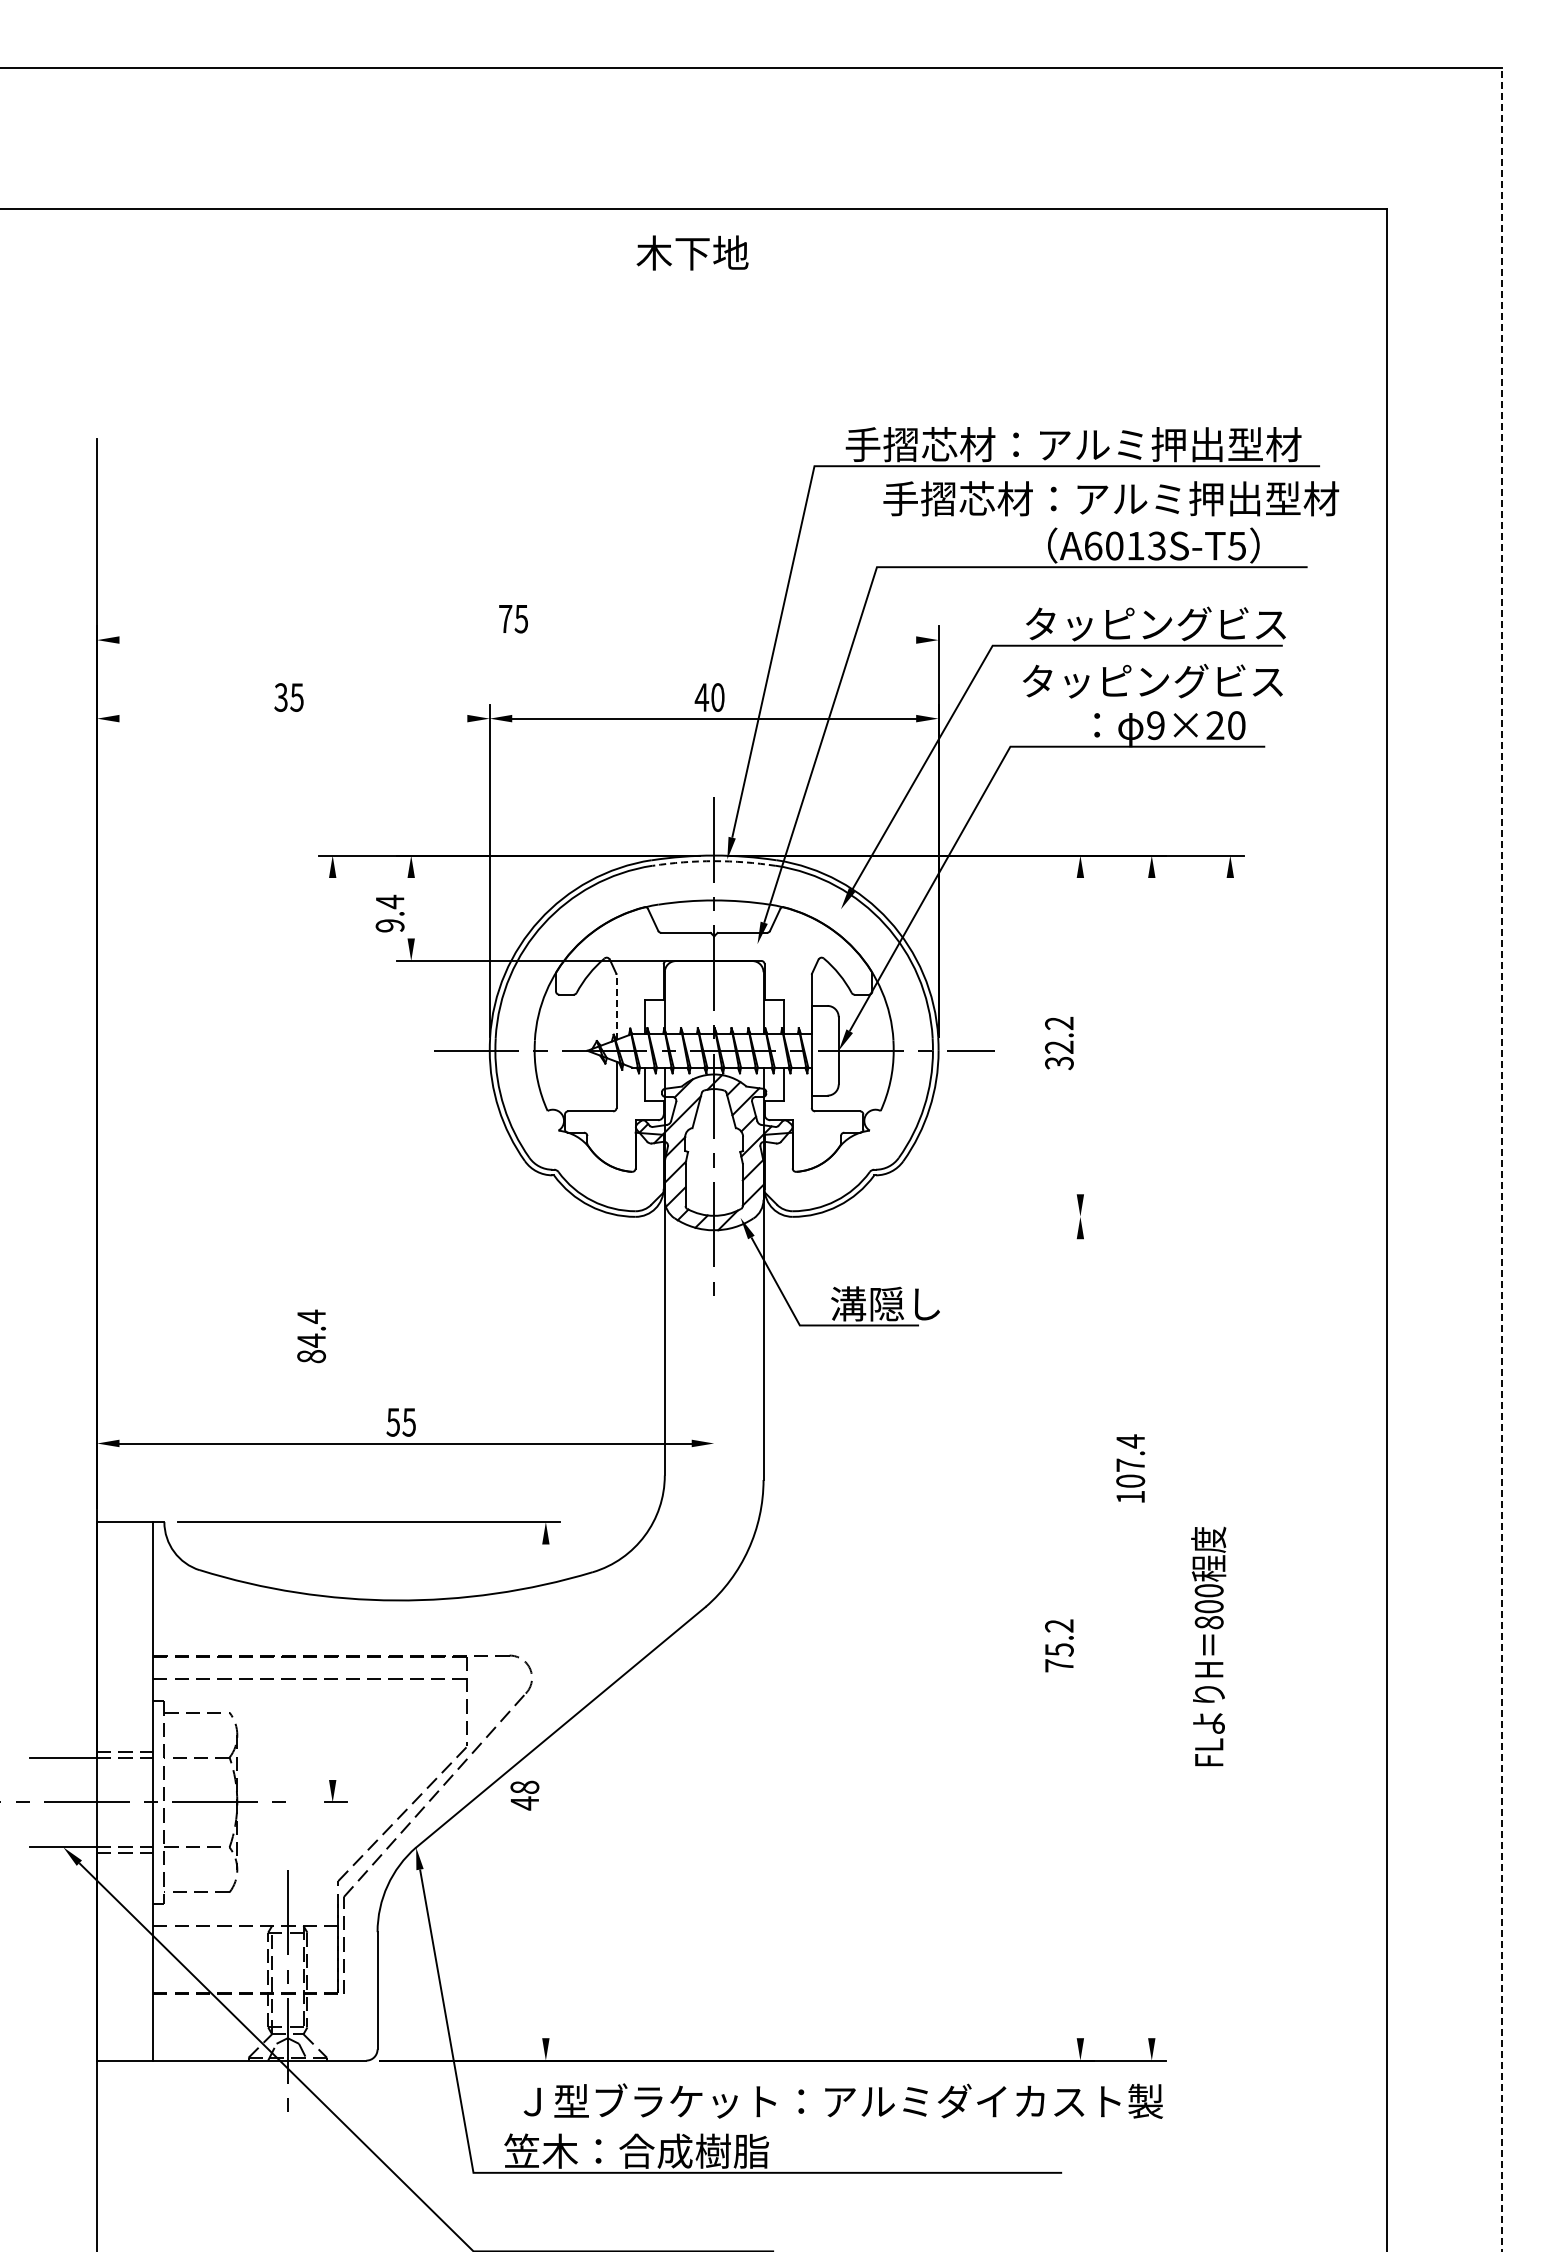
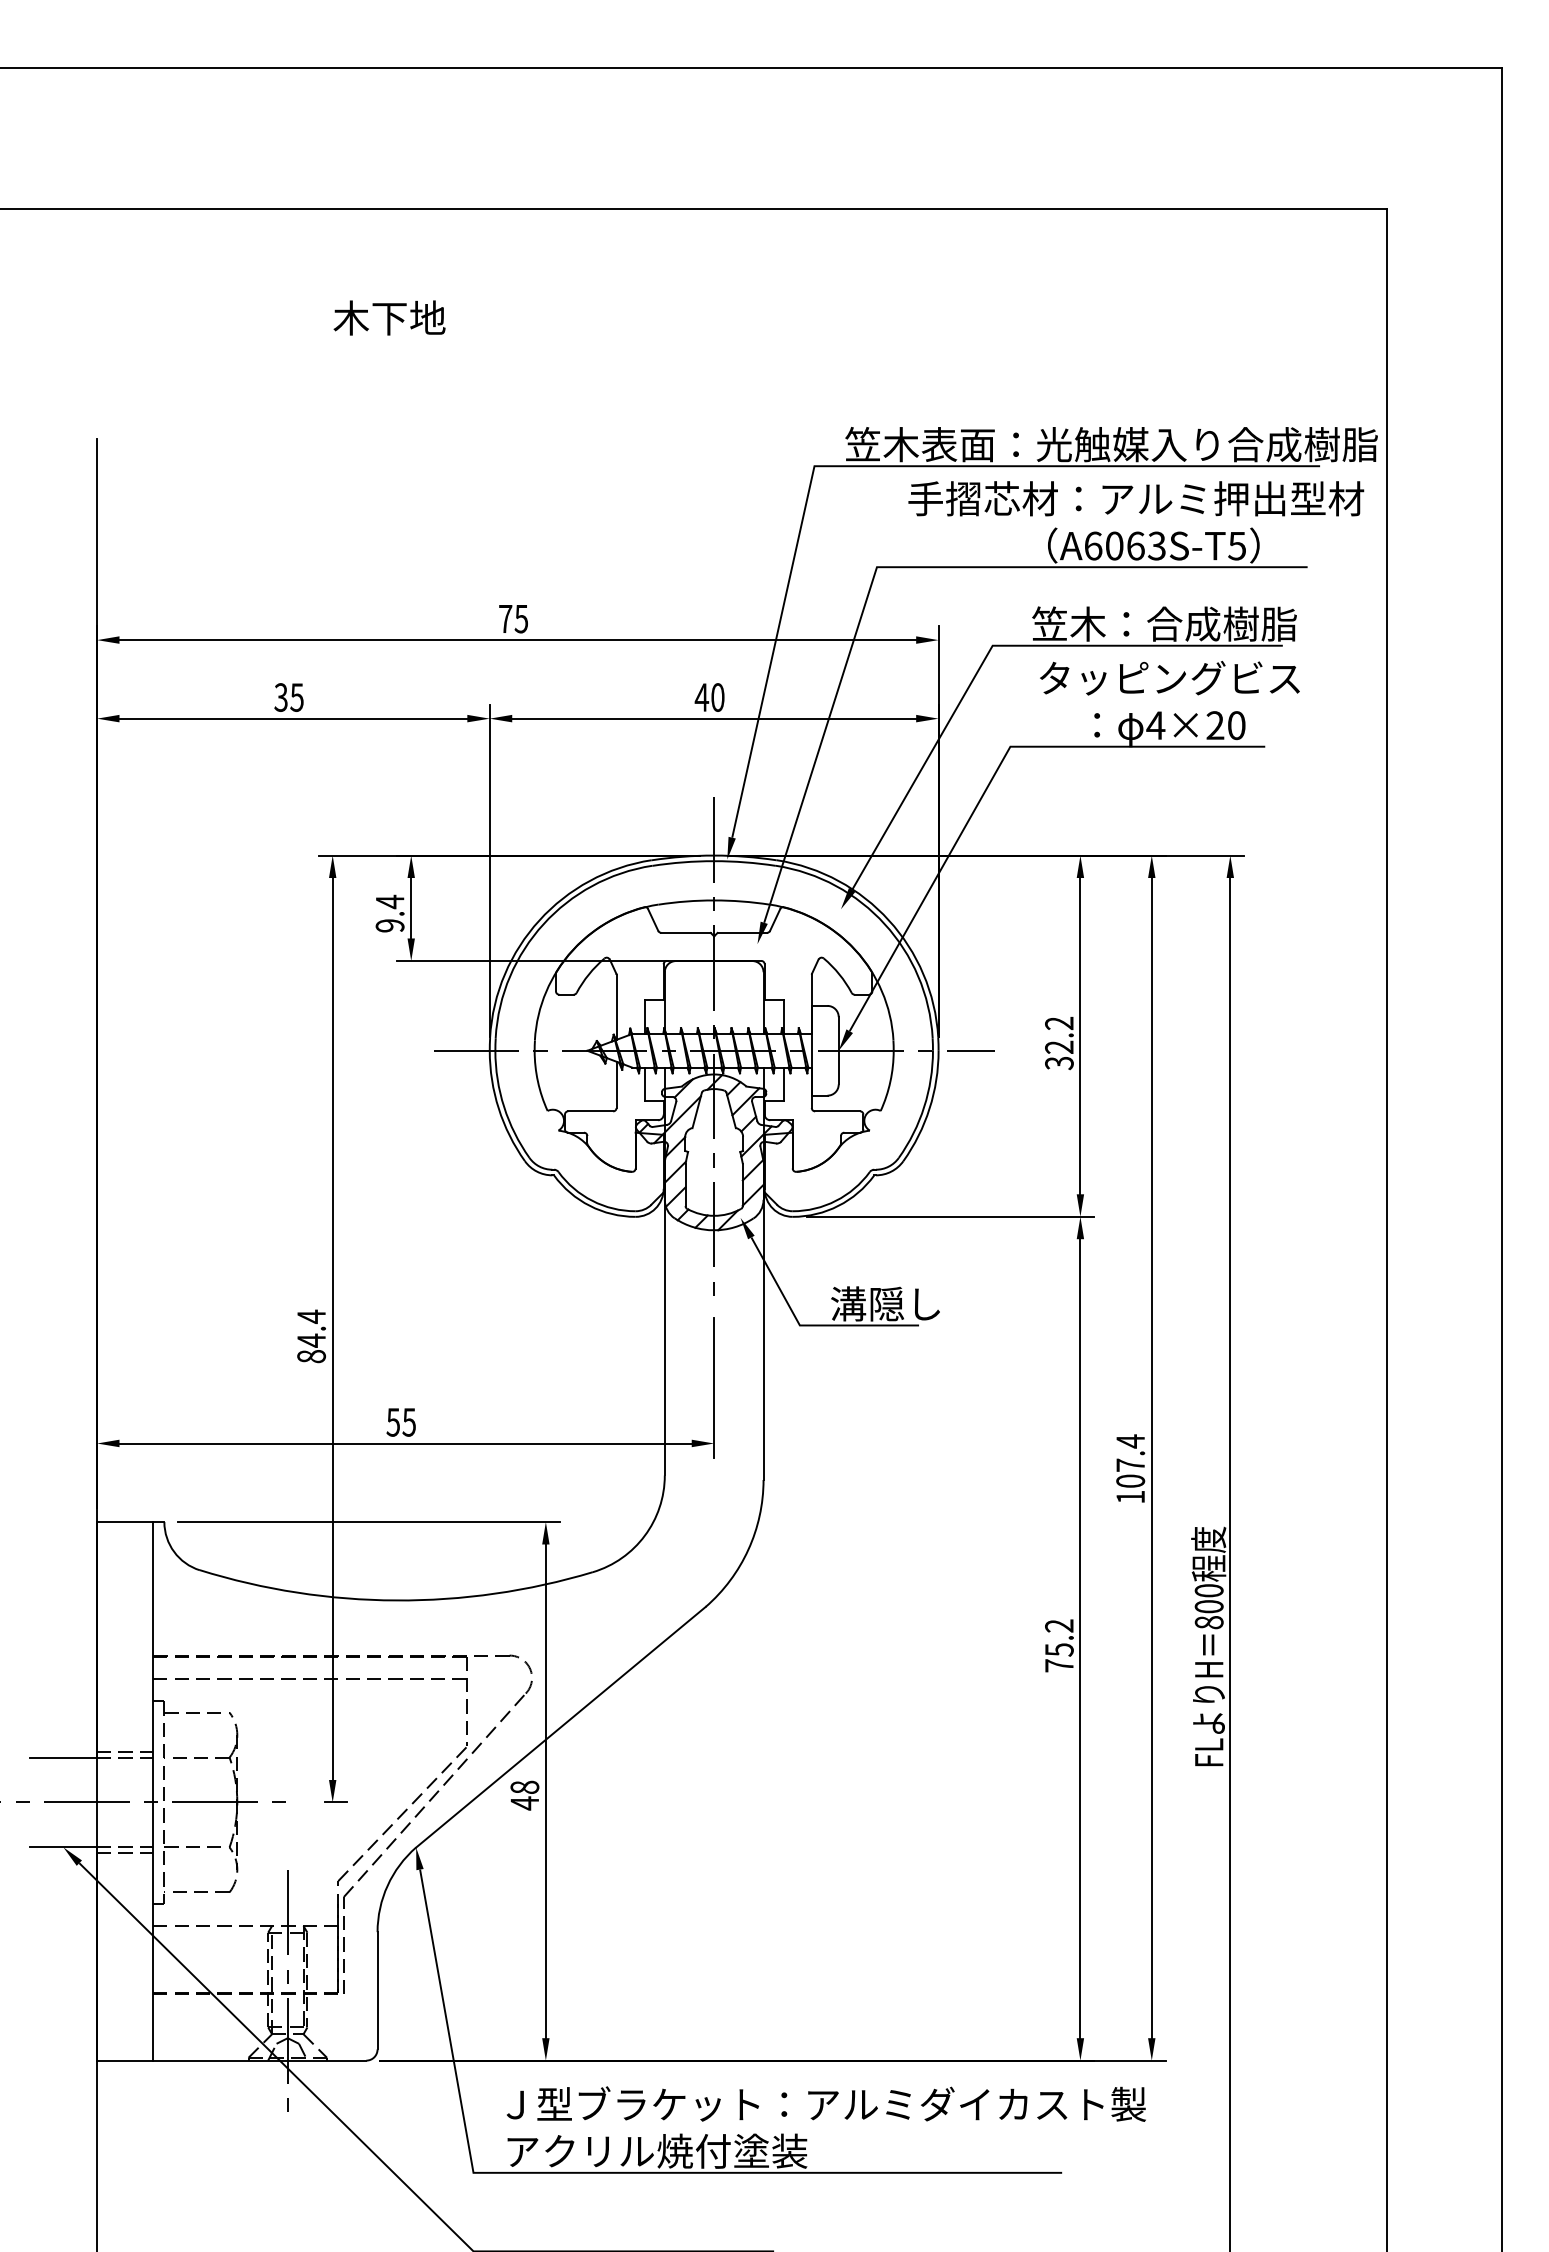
text position: (692, 252) -> (389, 317) (389, 317)
text: 手摺芯材：アルミ押出型材 -> 笠木表面：光触媒入り合成樹脂 (1111, 444)
text position: (1111, 498) -> (1136, 498) (1136, 498)
text: A6013S-T5 -> A6063S-T5 (1135, 545)
text: タッピングビス -> 笠木：合成樹脂 (1161, 623)
line: none -> present (517, 640)
text position: (1152, 681) -> (1169, 678) (1169, 678)
line: none -> present (293, 718)
text: 9×20 -> 4×20 (1155, 725)
arc: dashed -> solid (714, 861)
line: none -> present (411, 908)
line: dashed -> solid (616, 1006)
line: none -> present (1080, 1036)
line: dashed -> solid (1502, 1159)
line: none -> present (950, 1216)
line: none -> present (332, 1329)
line: none -> present (714, 1387)
line: none -> present (1151, 1458)
line: none -> present (1230, 1563)
line: none -> present (1080, 1638)
line: none -> present (545, 1791)
text position: (843, 2100) -> (826, 2103) (826, 2103)
text: 笠木：合成樹脂 -> アクリル焼付塗装 (655, 2150)
